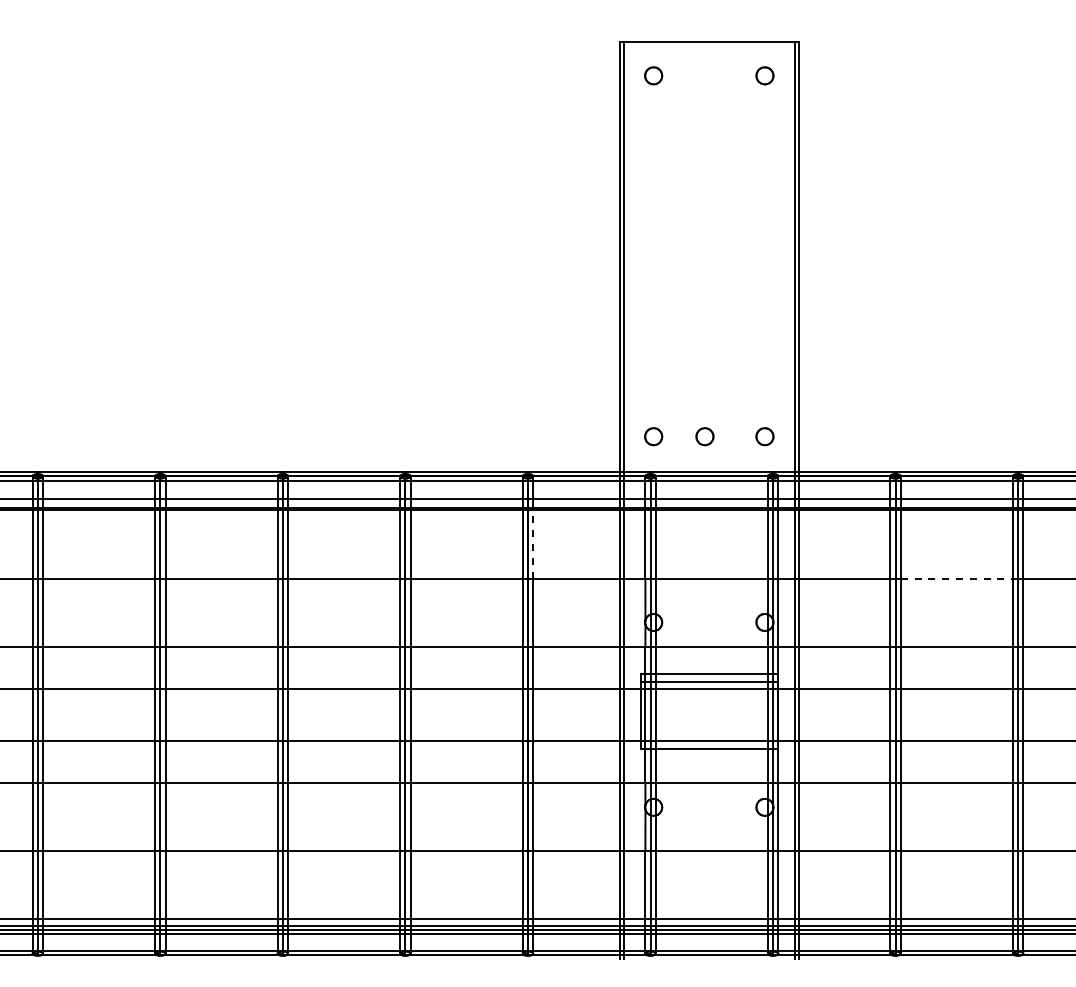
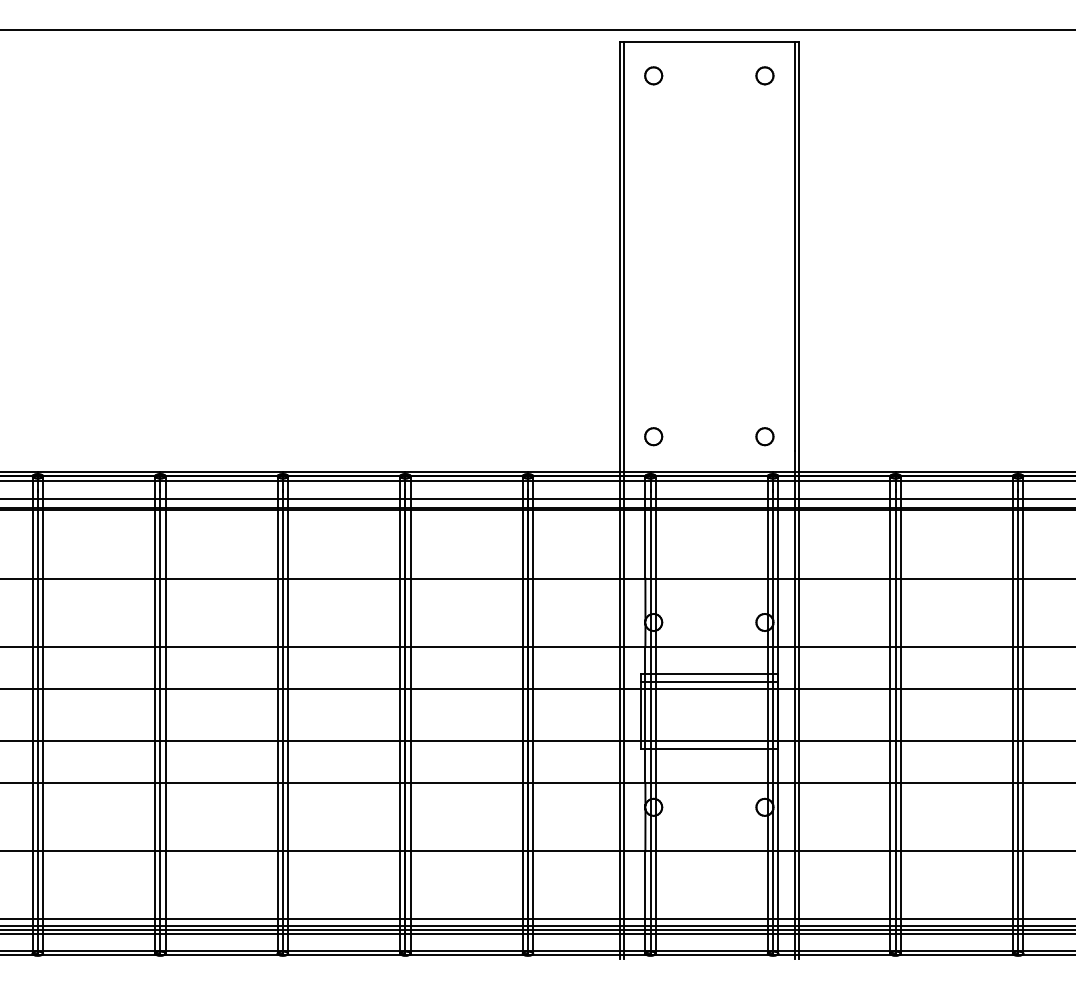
line: none -> present (537, 29)
part: present -> none (704, 436)
line: dashed -> solid (533, 544)
line: dashed -> solid (957, 578)
